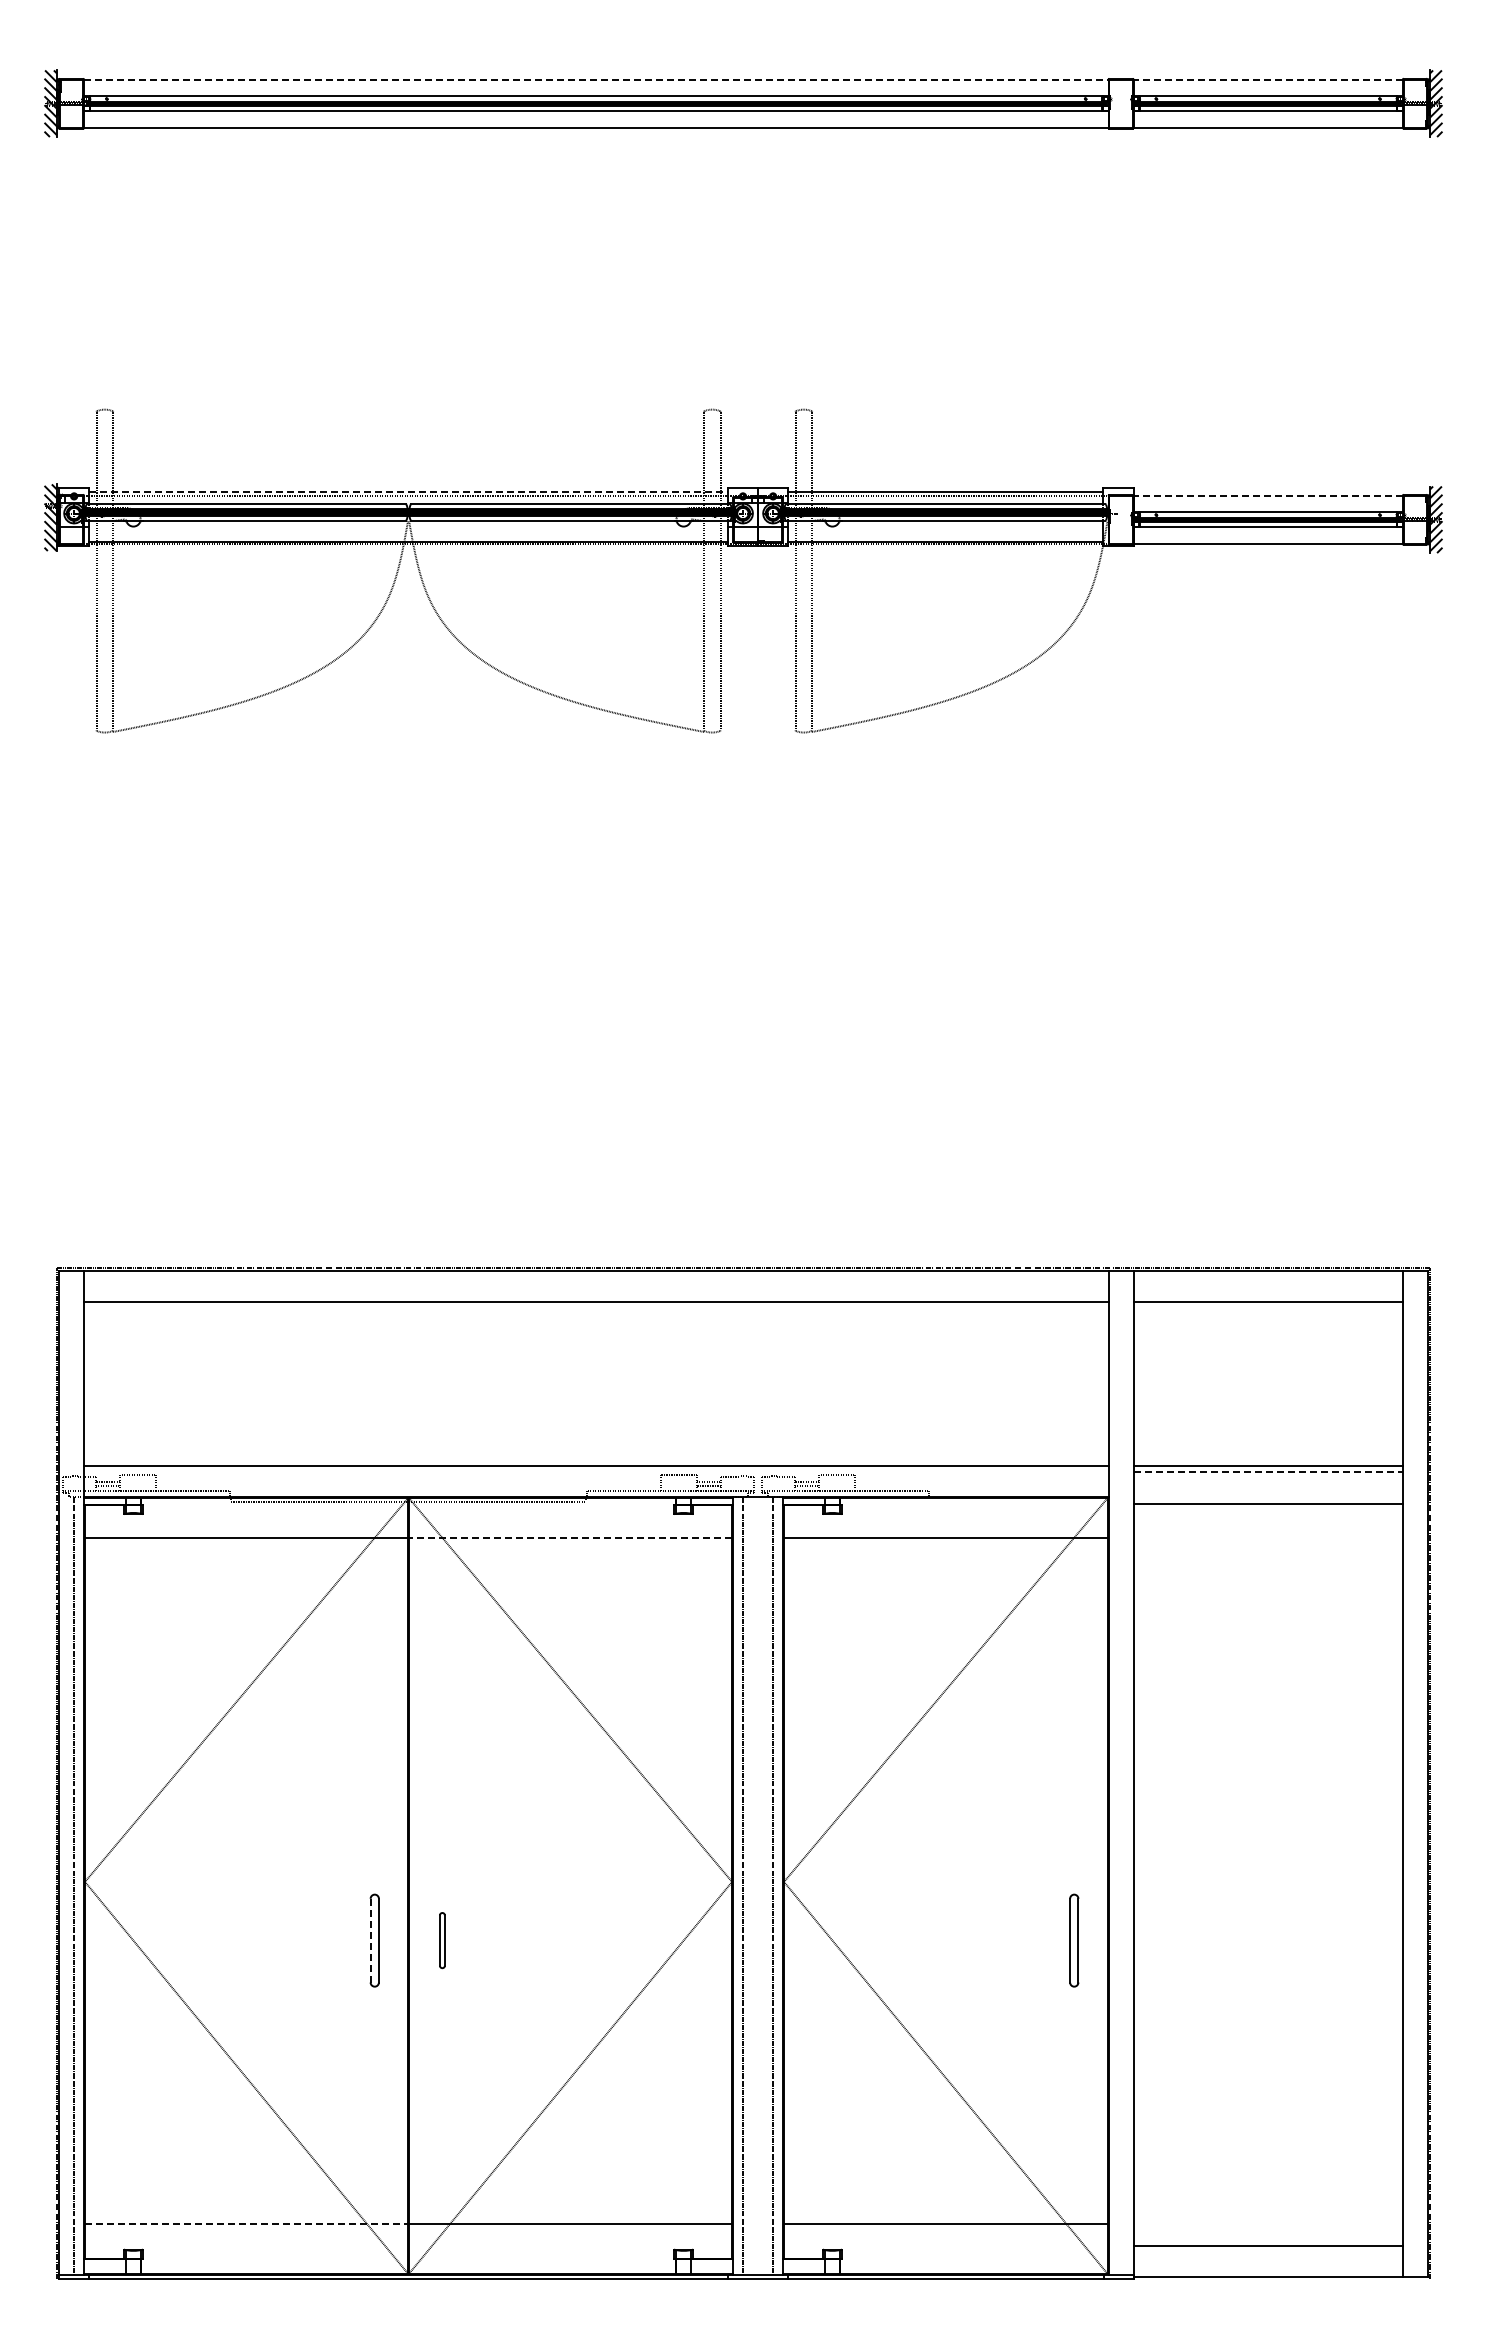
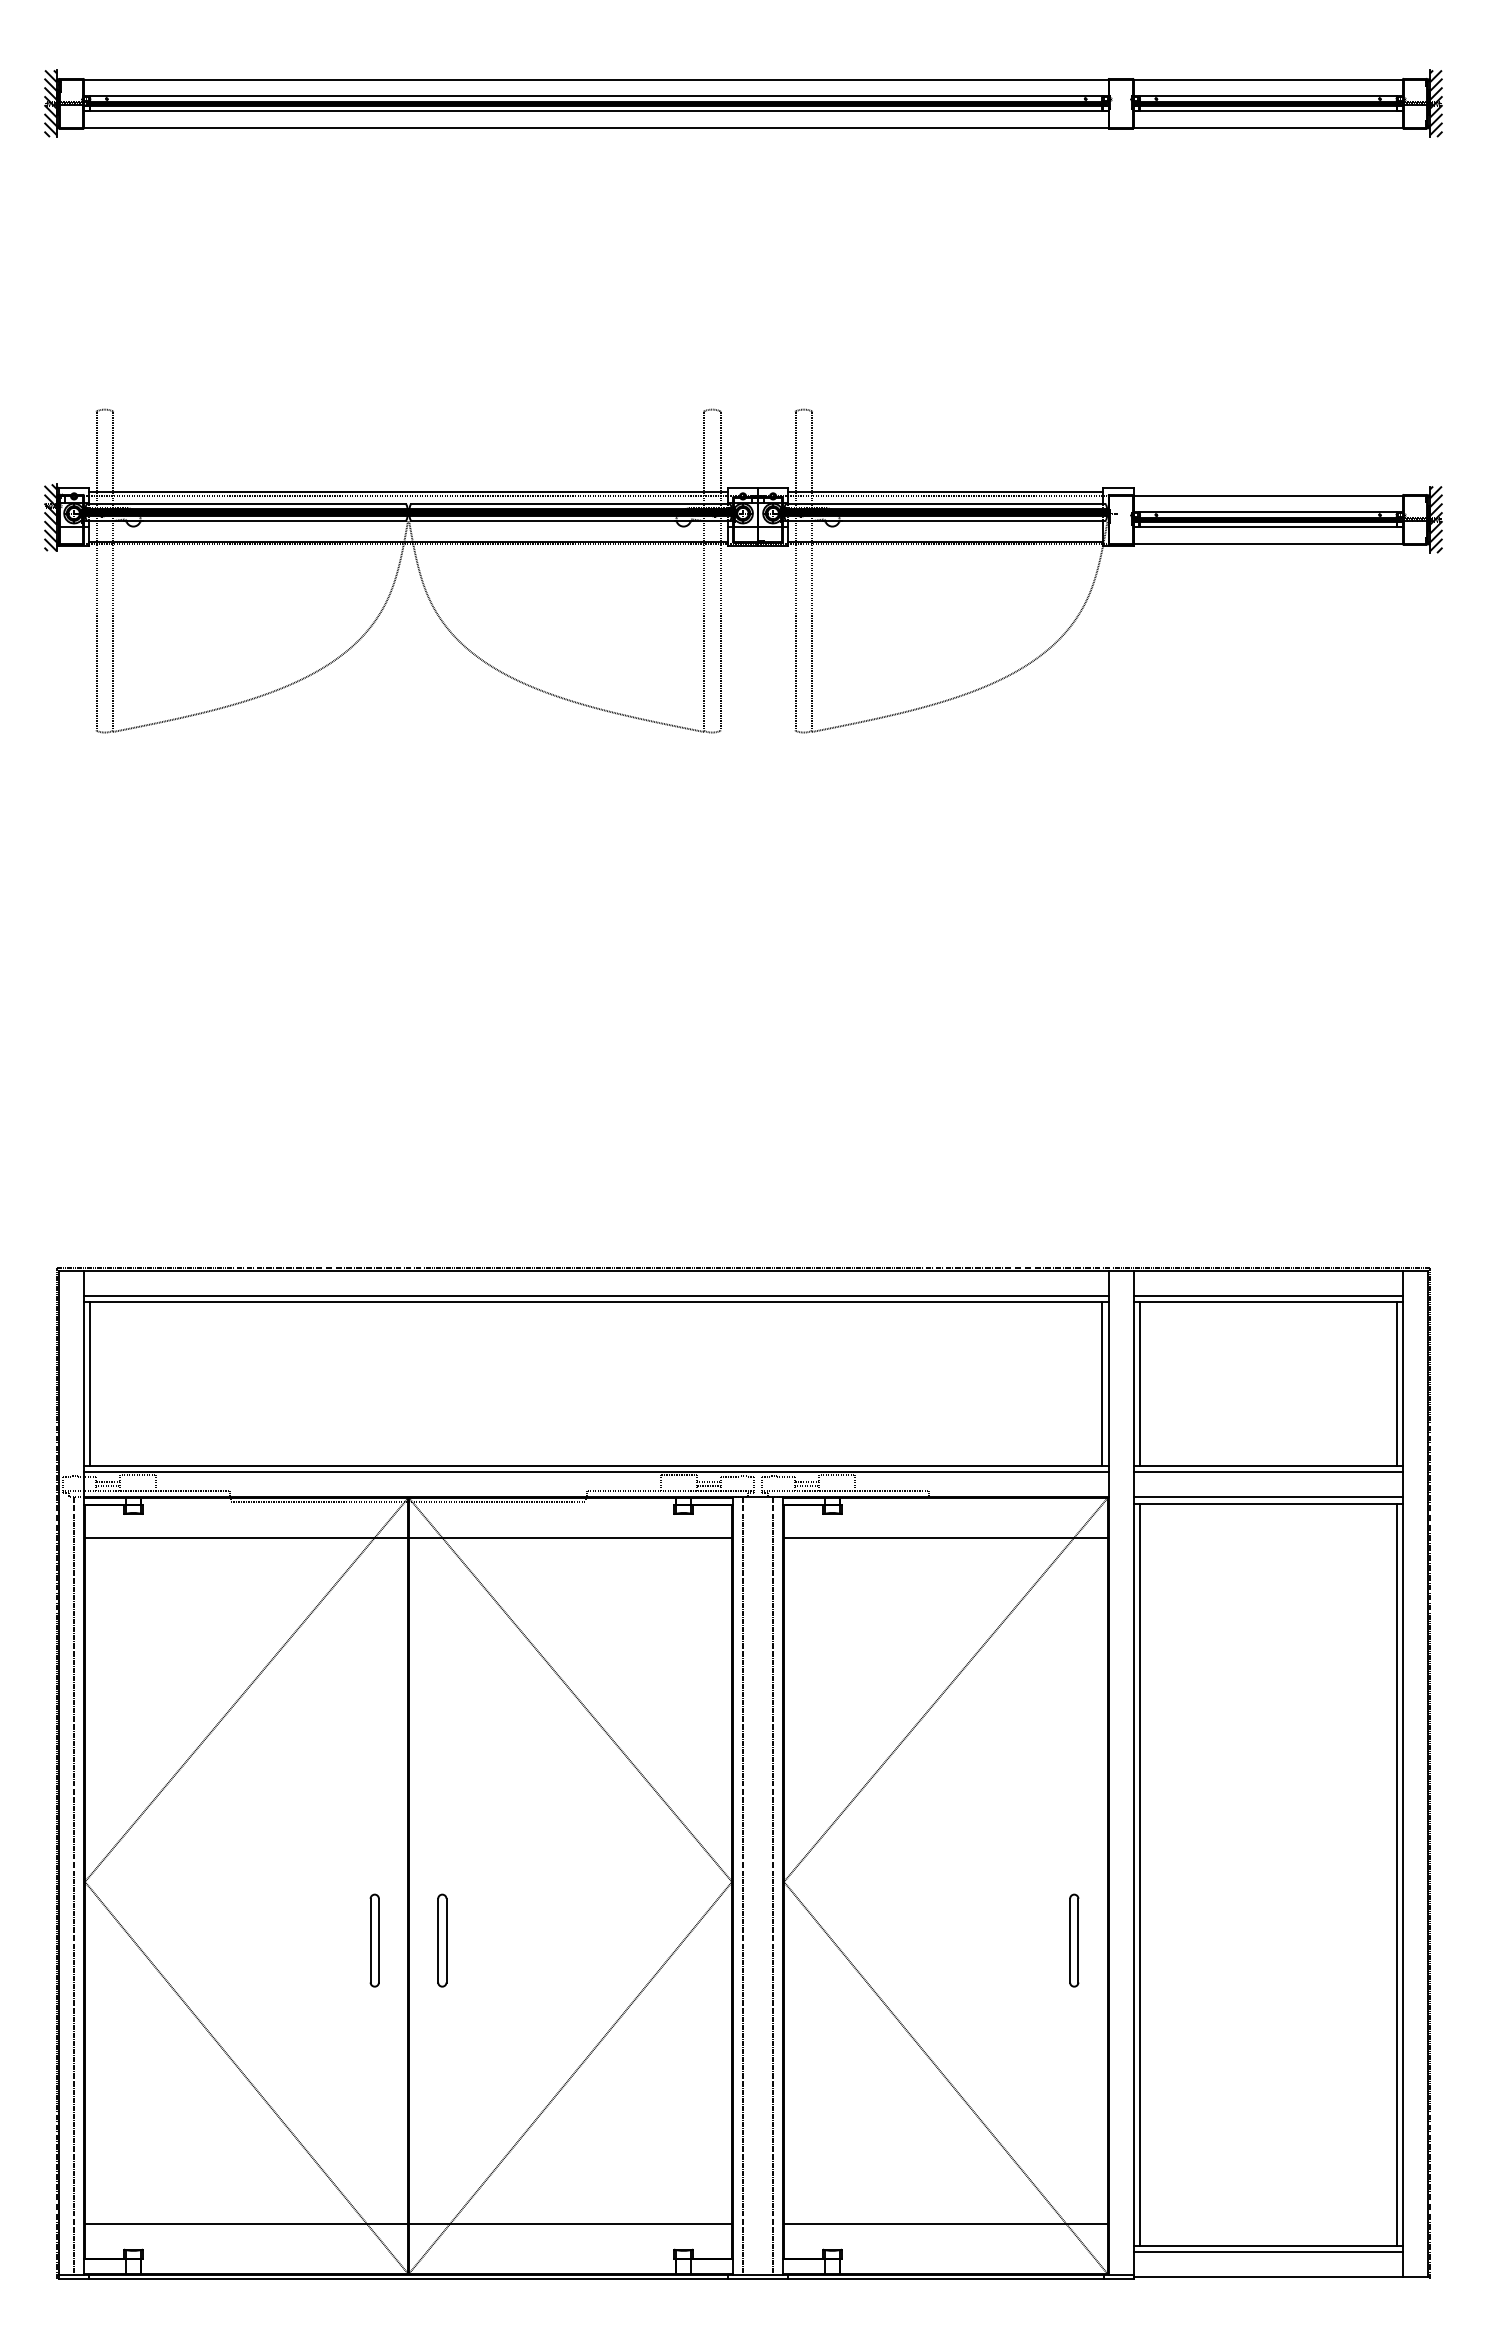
line: dashed -> solid (596, 79)
line: dashed -> solid (1268, 79)
line: dashed -> solid (409, 491)
line: dashed -> solid (1268, 495)
line: none -> present (596, 1295)
line: none -> present (1267, 1295)
line: none -> present (90, 1383)
line: none -> present (1102, 1383)
line: none -> present (1139, 1383)
line: none -> present (1396, 1383)
line: none -> present (596, 1472)
line: dashed -> solid (1268, 1472)
line: none -> present (1267, 1497)
line: dashed -> solid (570, 1537)
line: none -> present (1139, 1874)
line: none -> present (1396, 1874)
line: dashed -> solid (370, 1940)
part size: 7x58 px -> 11x95 px (442, 1940)
line: dashed -> solid (246, 2223)
line: none -> present (1267, 2252)
